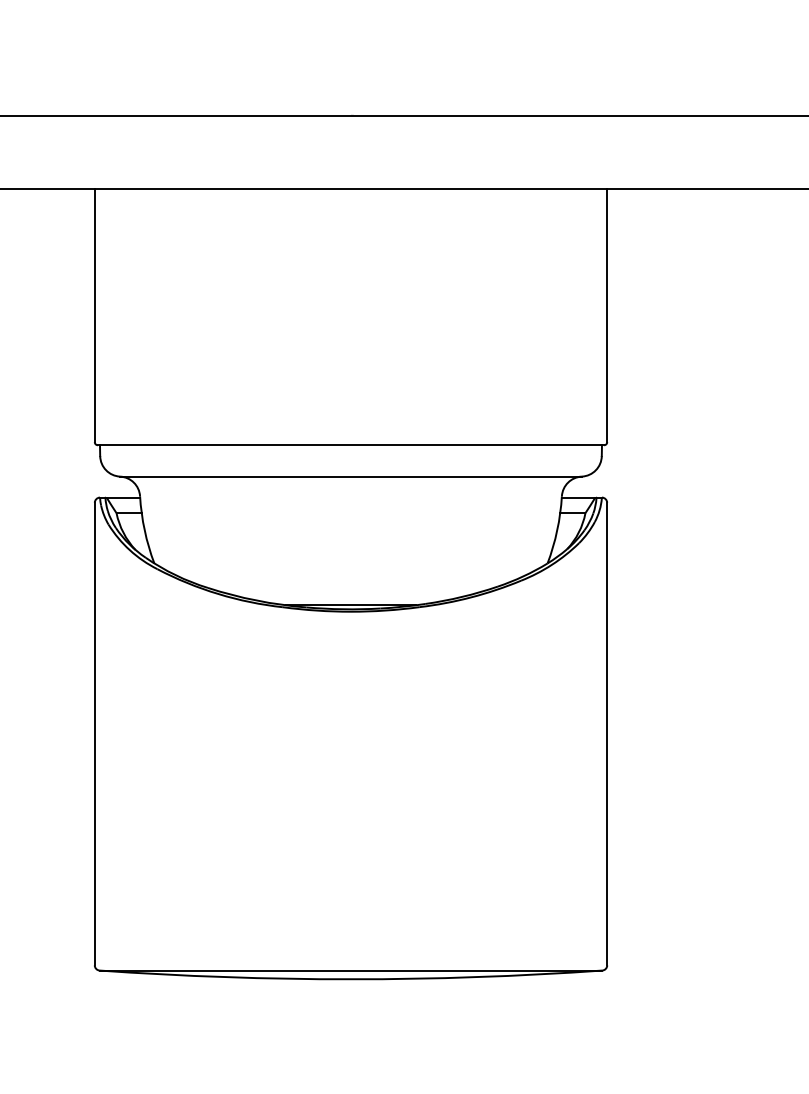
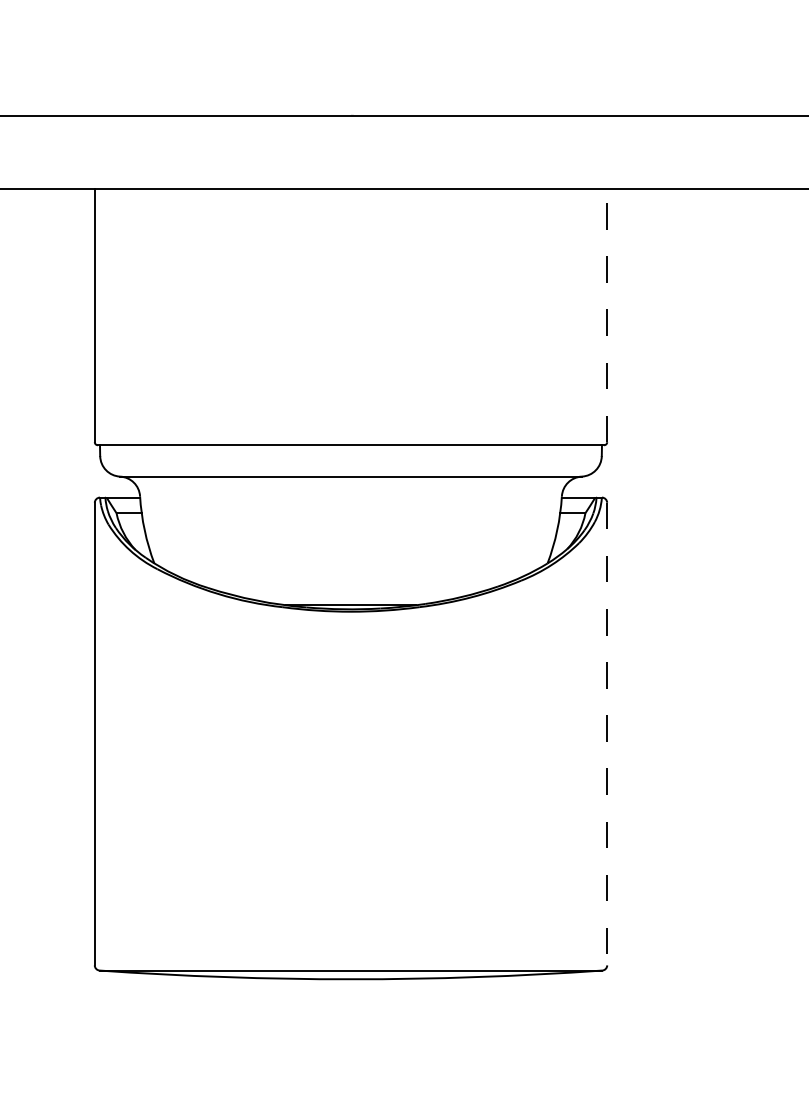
line: solid -> dashed (607, 315)
line: solid -> dashed (607, 734)
